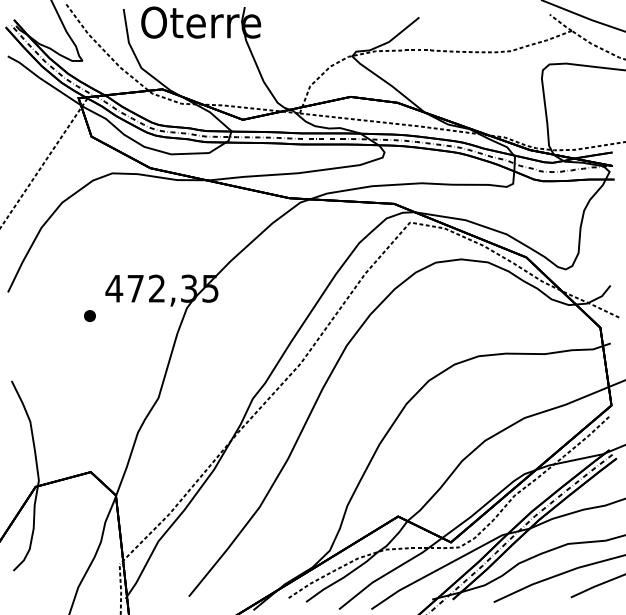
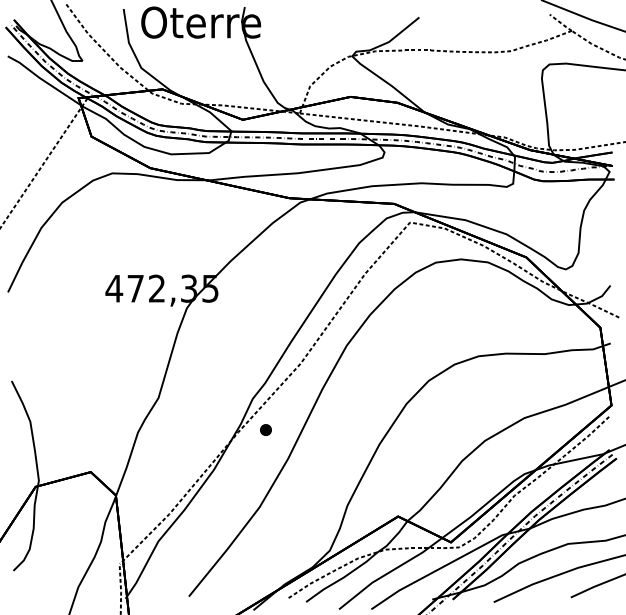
part position: (89, 315) -> (265, 429) (265, 429)
